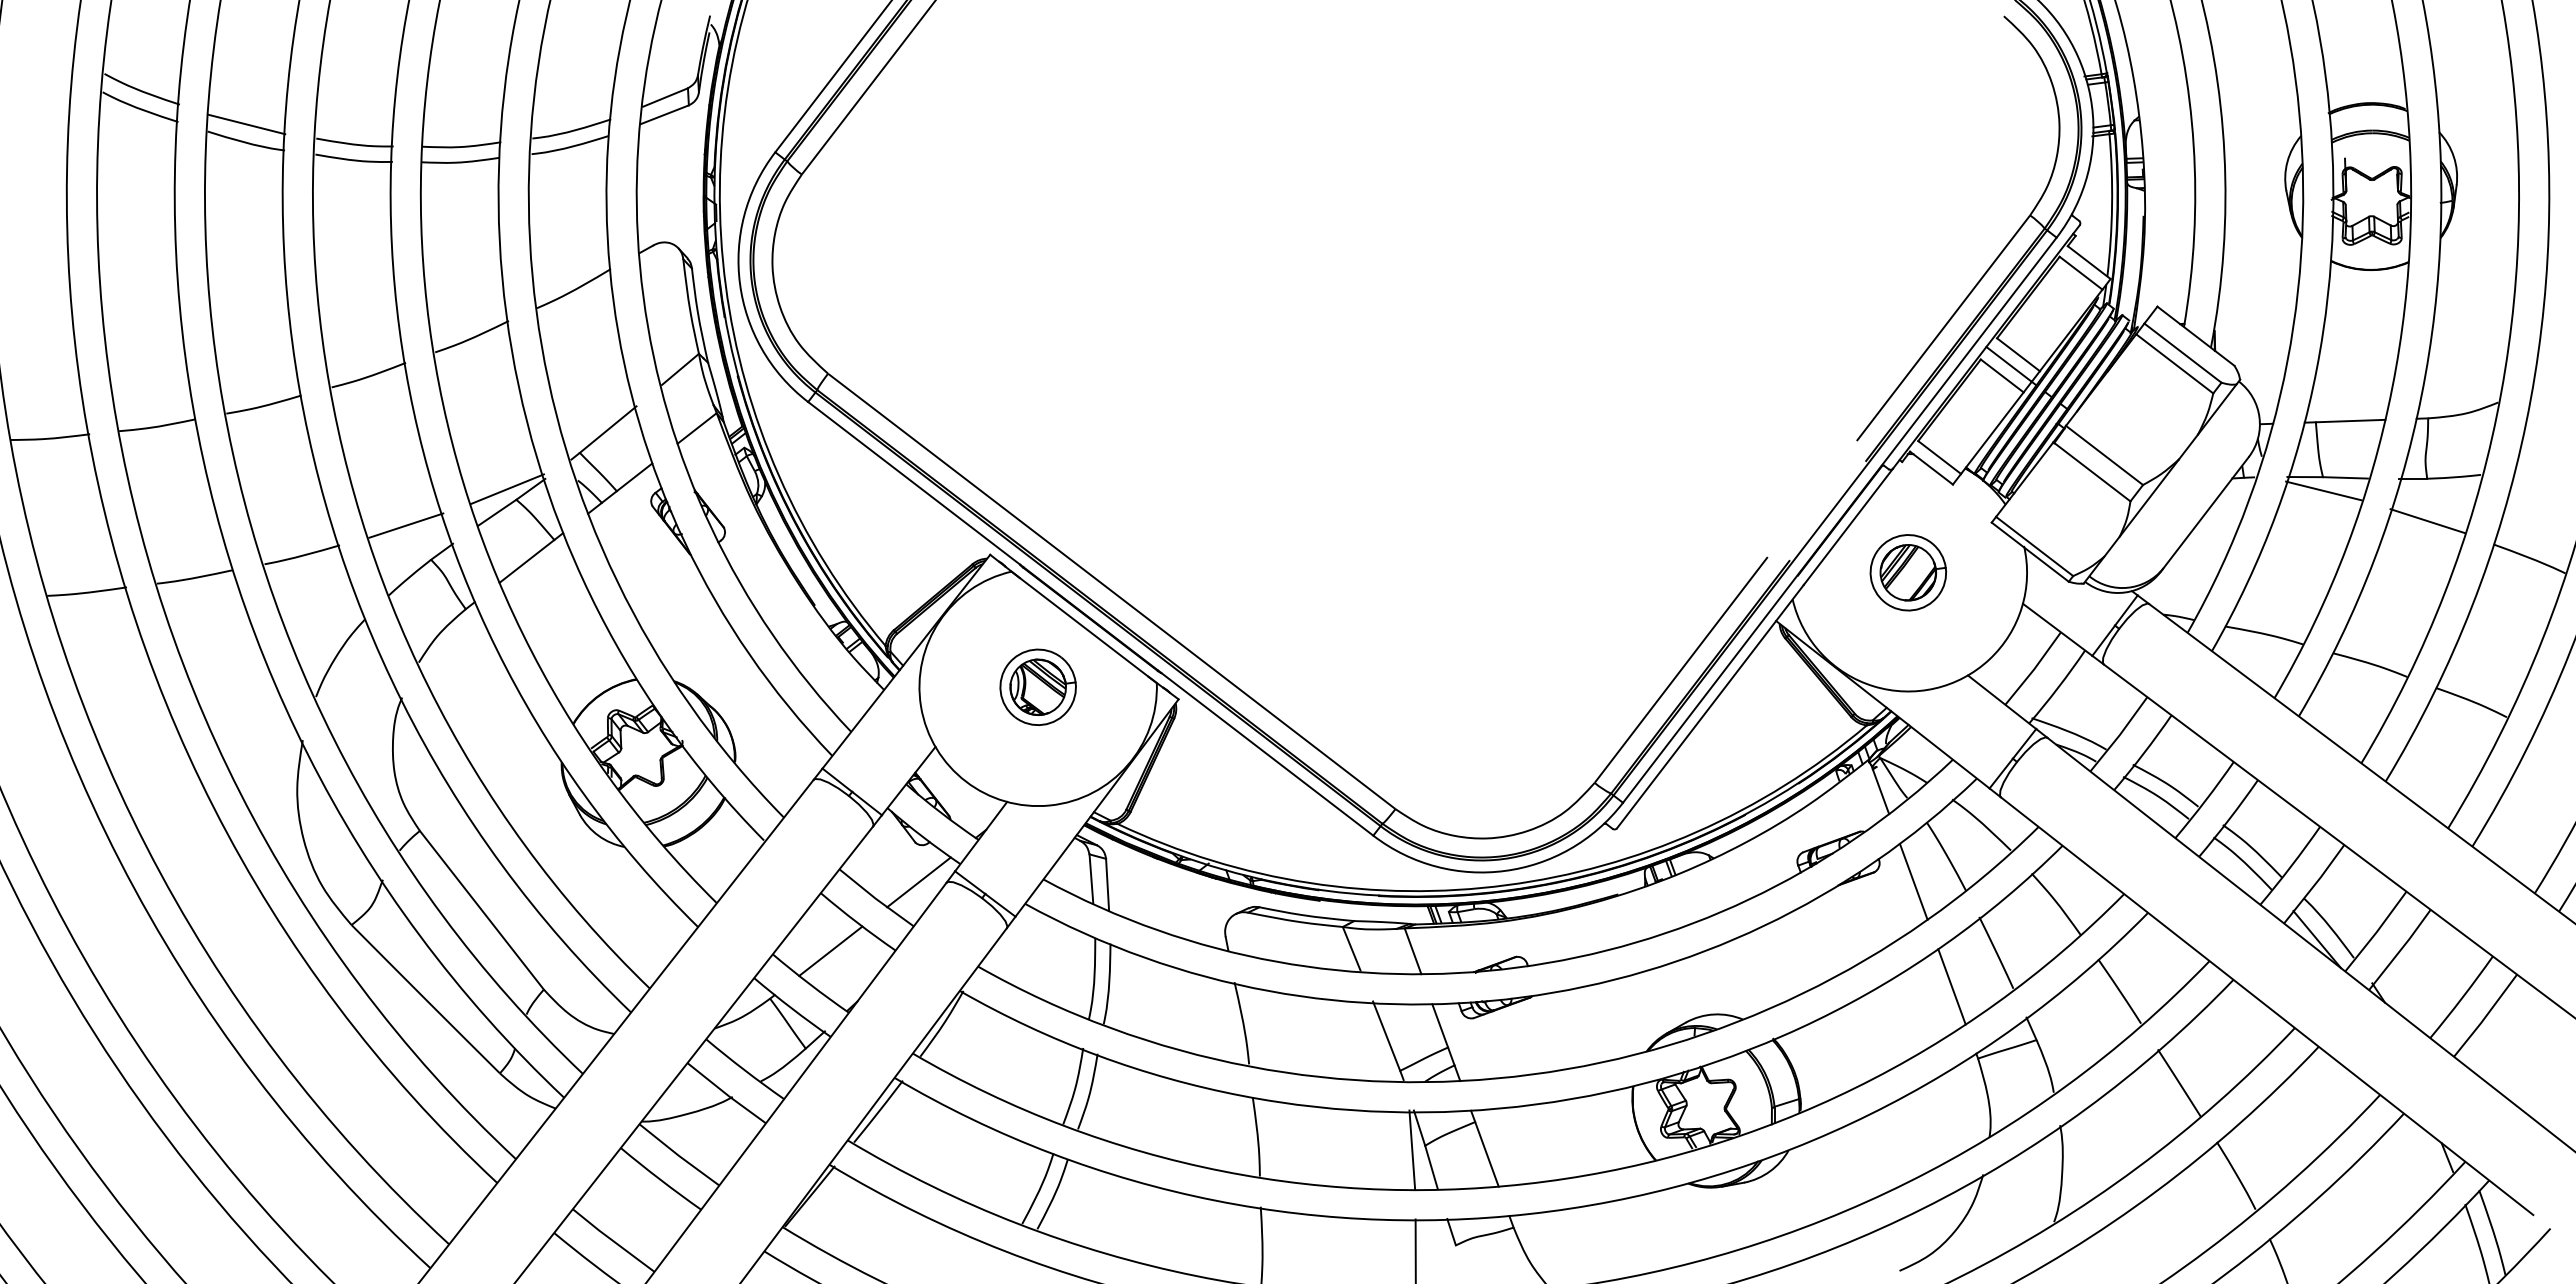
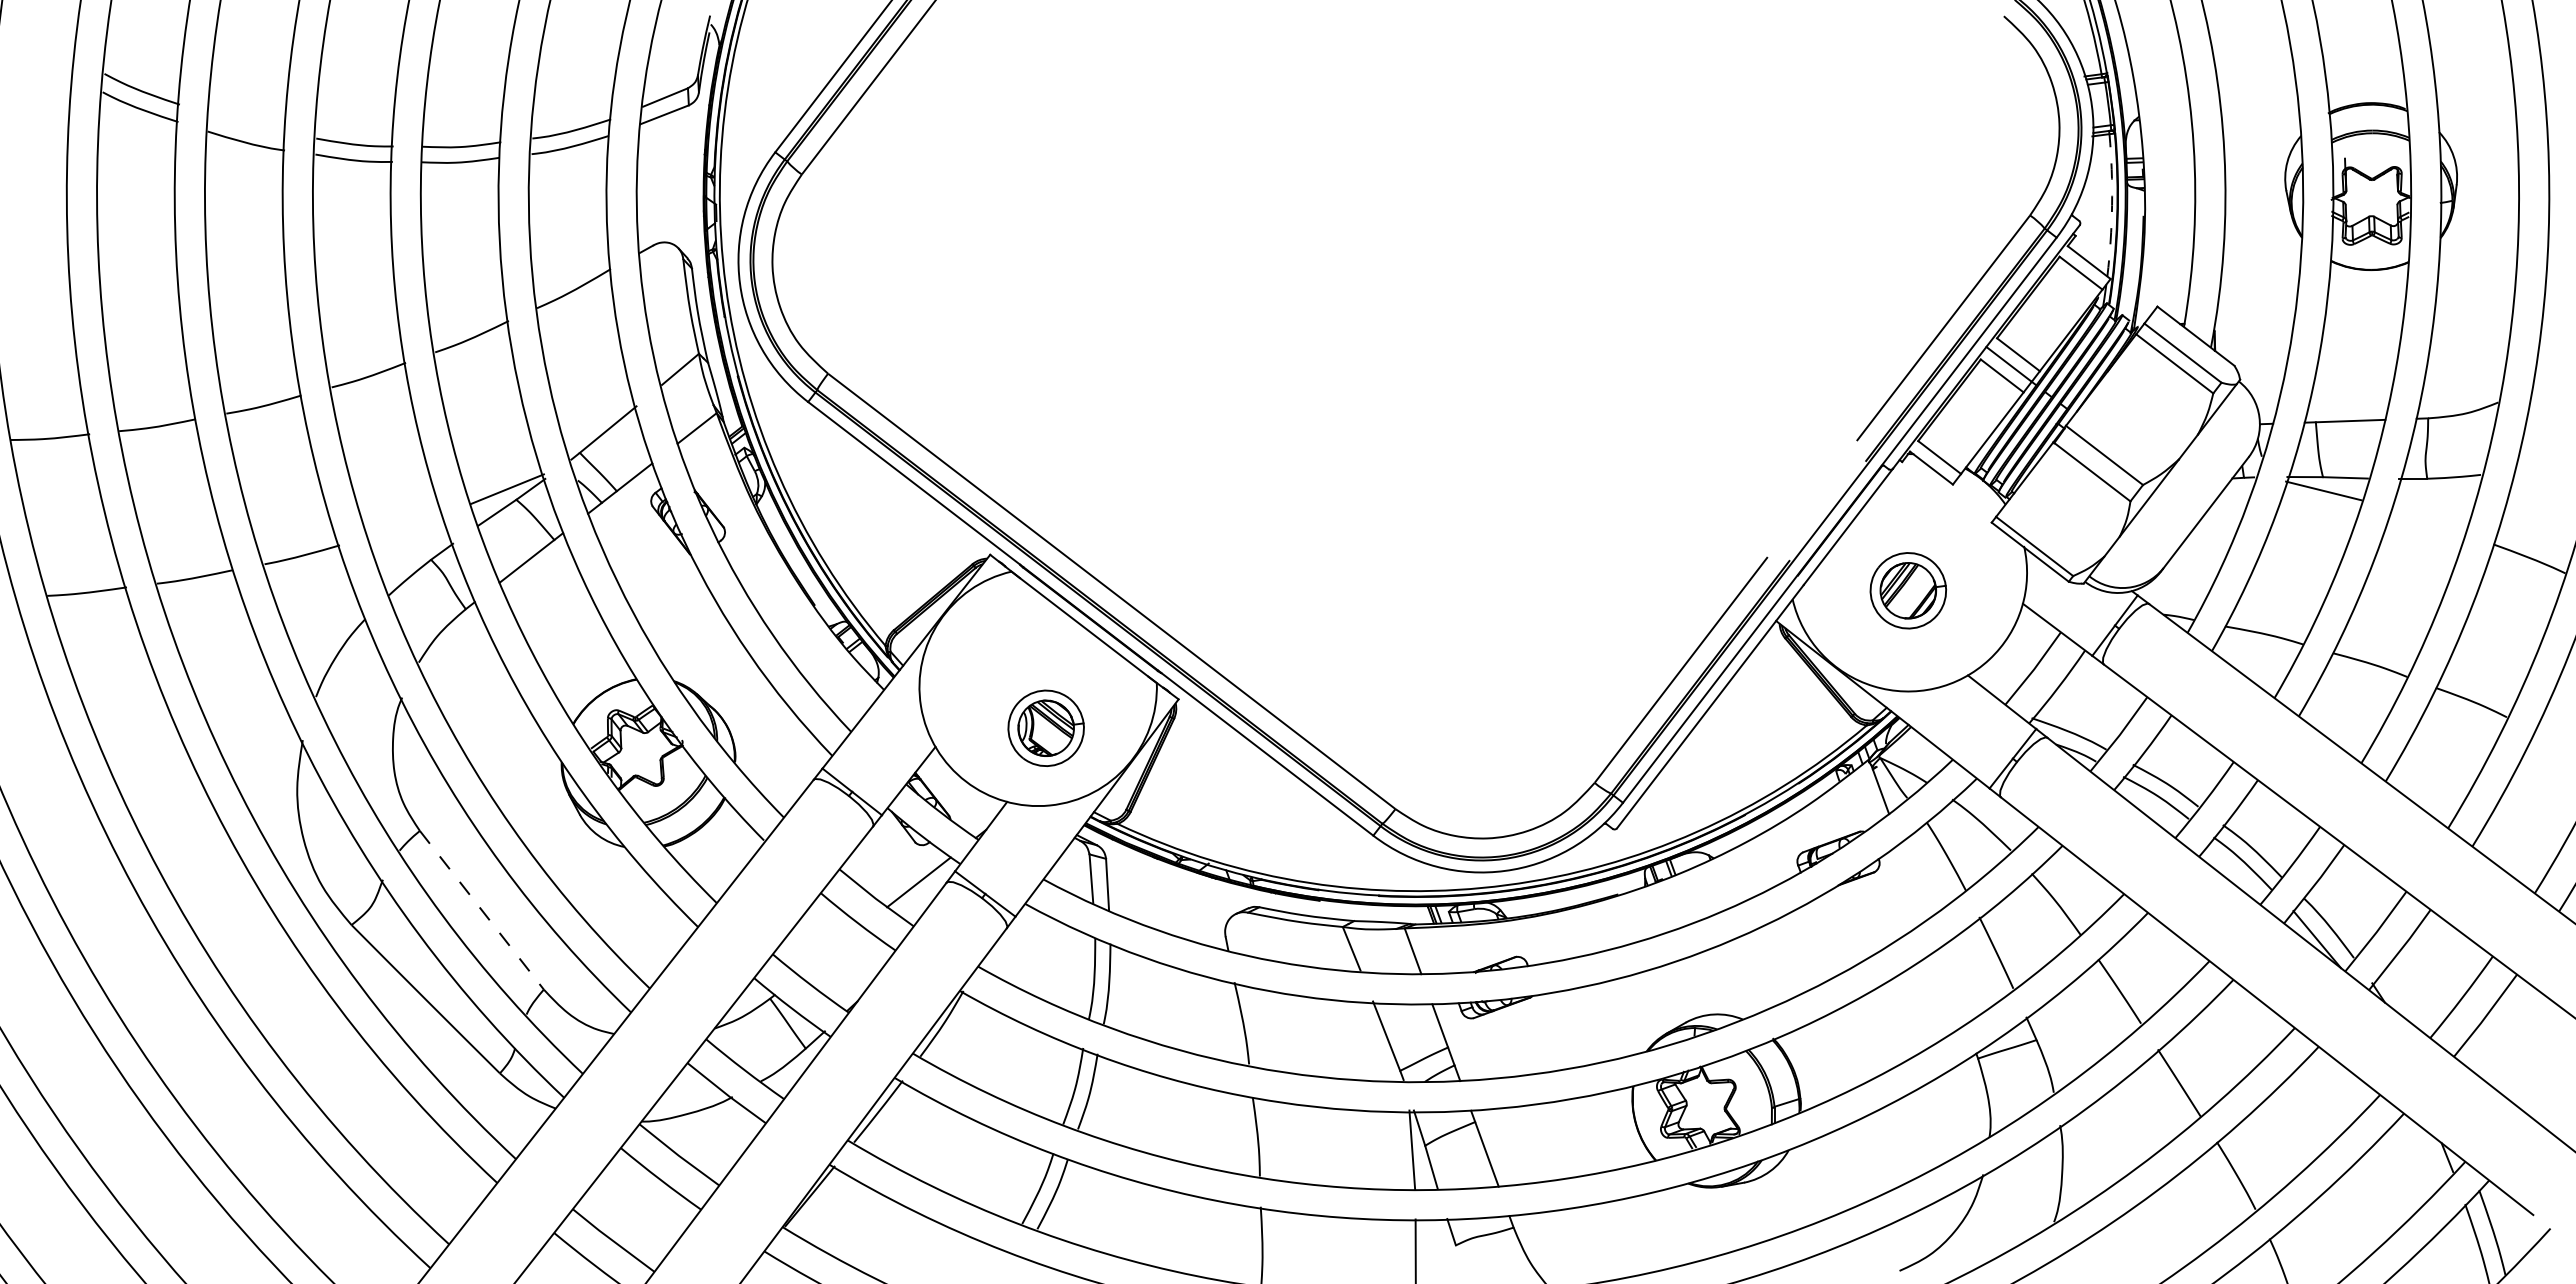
line: present -> none (246, 124)
arc: solid -> dashed (2112, 205)
line: present -> none (2427, 521)
line: present -> none (406, 525)
part position: (1908, 572) -> (1908, 590) (1908, 590)
part position: (1037, 686) -> (1045, 727) (1045, 727)
line: present -> none (1913, 881)
line: solid -> dashed (481, 910)
line: present -> none (830, 950)
line: present -> none (1951, 986)
